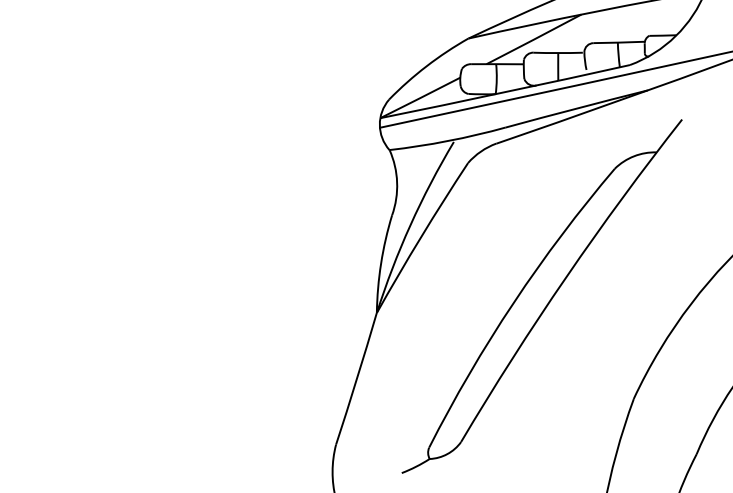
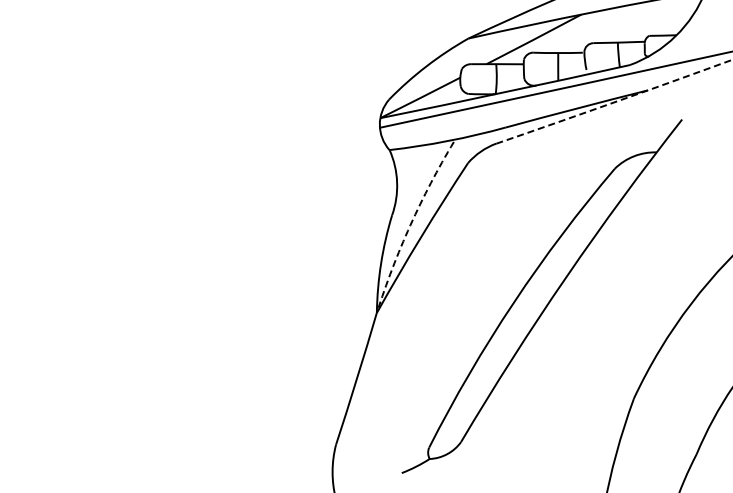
arc: solid -> dashed (615, 102)
arc: solid -> dashed (410, 225)
